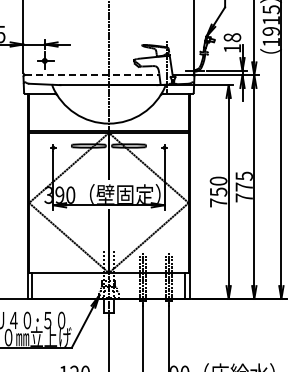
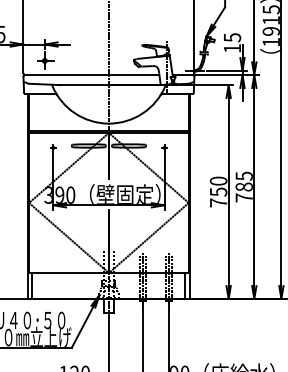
text: 18 -> 15 (232, 37)
line: dashed -> solid (92, 75)
text: 775 -> 785 (243, 186)
